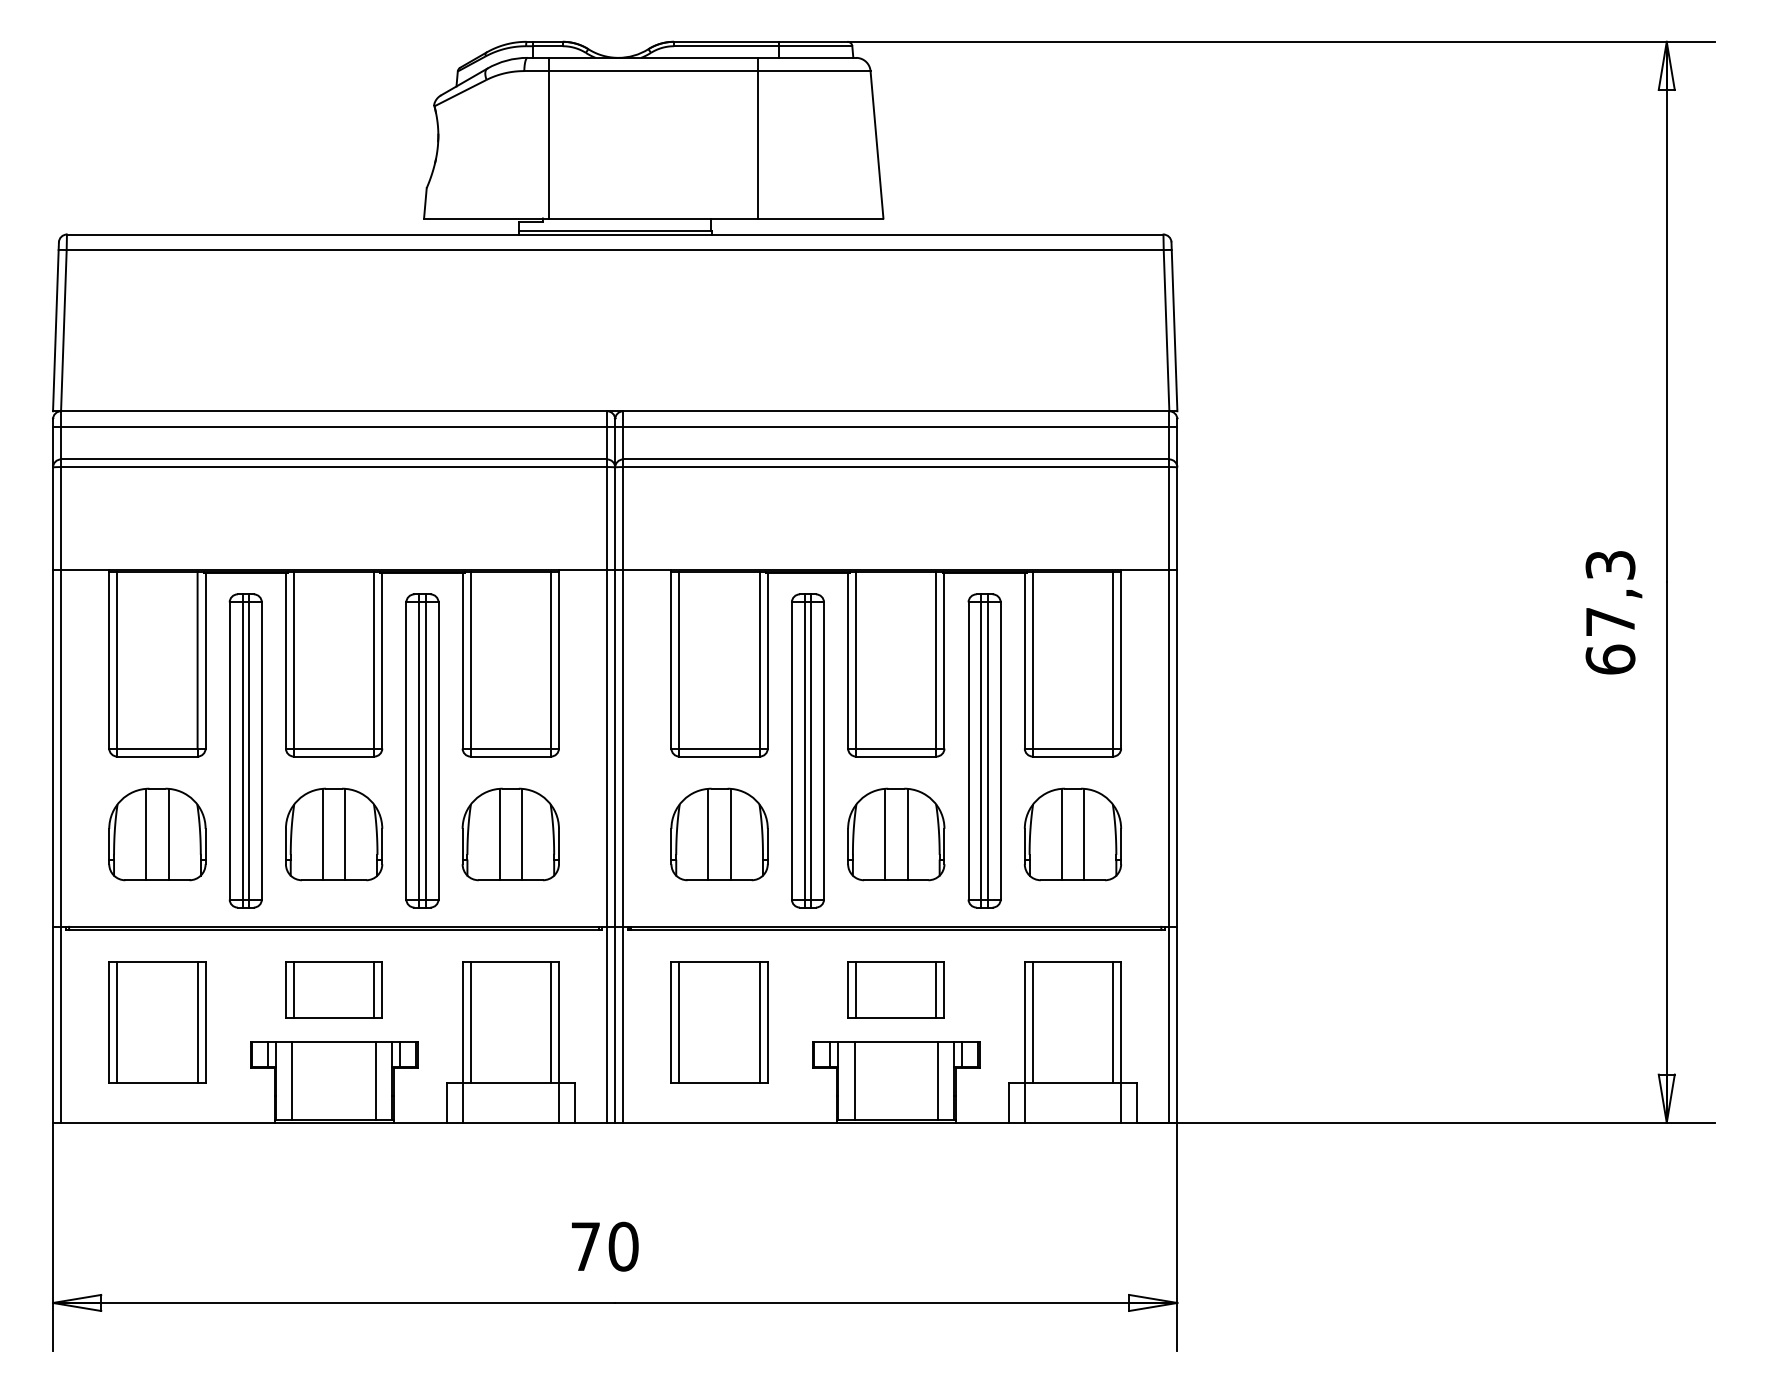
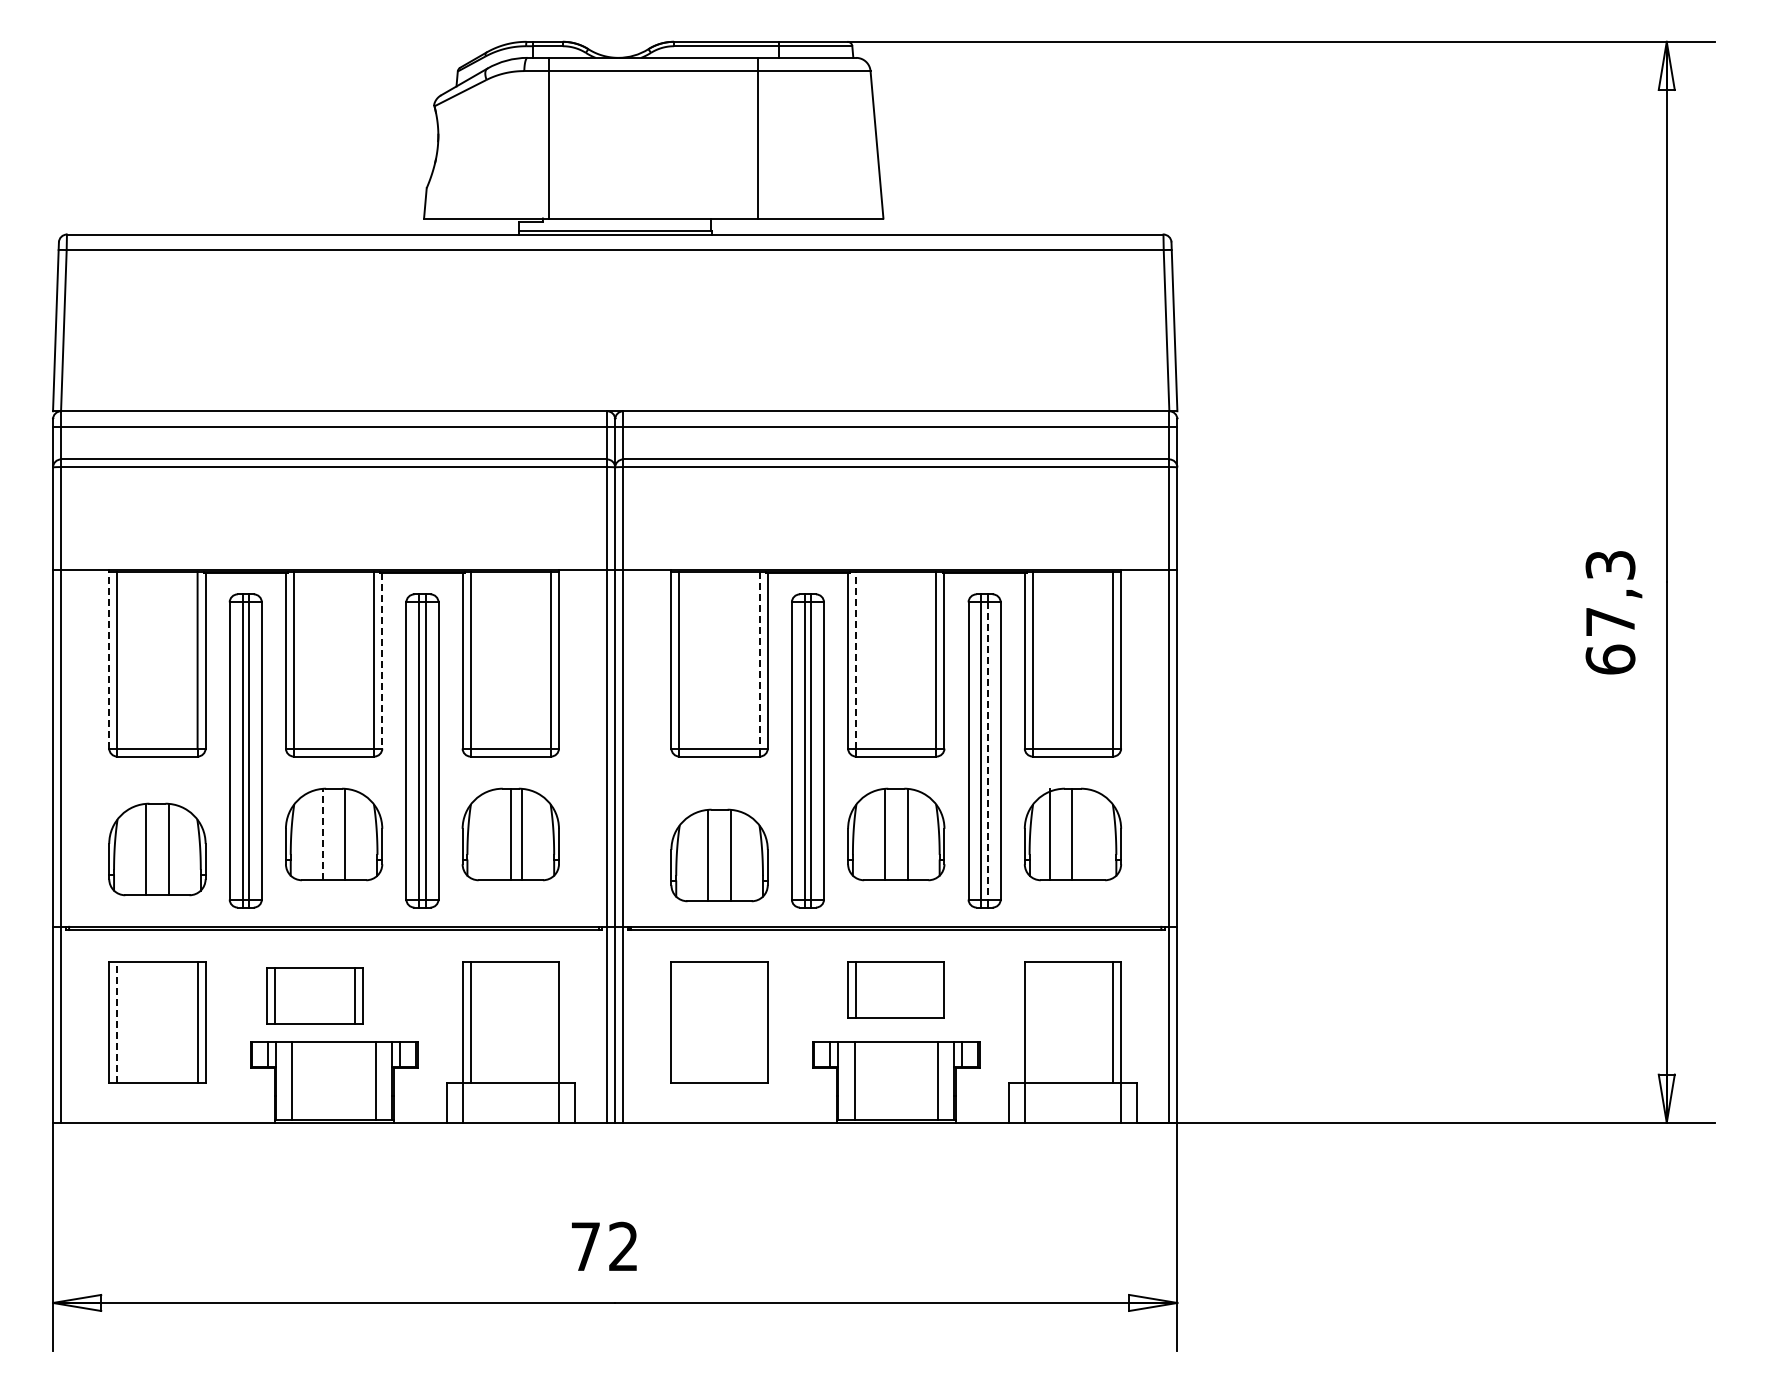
line: solid -> dashed (109, 658)
line: solid -> dashed (856, 659)
line: solid -> dashed (759, 660)
line: solid -> dashed (382, 661)
line: solid -> dashed (987, 750)
part position: (157, 834) -> (157, 849) (157, 849)
line: solid -> dashed (322, 834)
line position: (499, 834) -> (510, 834) (510, 834)
part position: (719, 834) -> (719, 855) (719, 855)
line position: (1061, 834) -> (1049, 834) (1049, 834)
line position: (1084, 834) -> (1072, 834) (1072, 834)
part position: (333, 989) -> (314, 995) (314, 995)
line: present -> none (936, 990)
line: solid -> dashed (117, 1021)
line: present -> none (550, 1022)
line: present -> none (679, 1022)
line: present -> none (759, 1022)
line: present -> none (1032, 1022)
text: 70 -> 72 (623, 1246)
